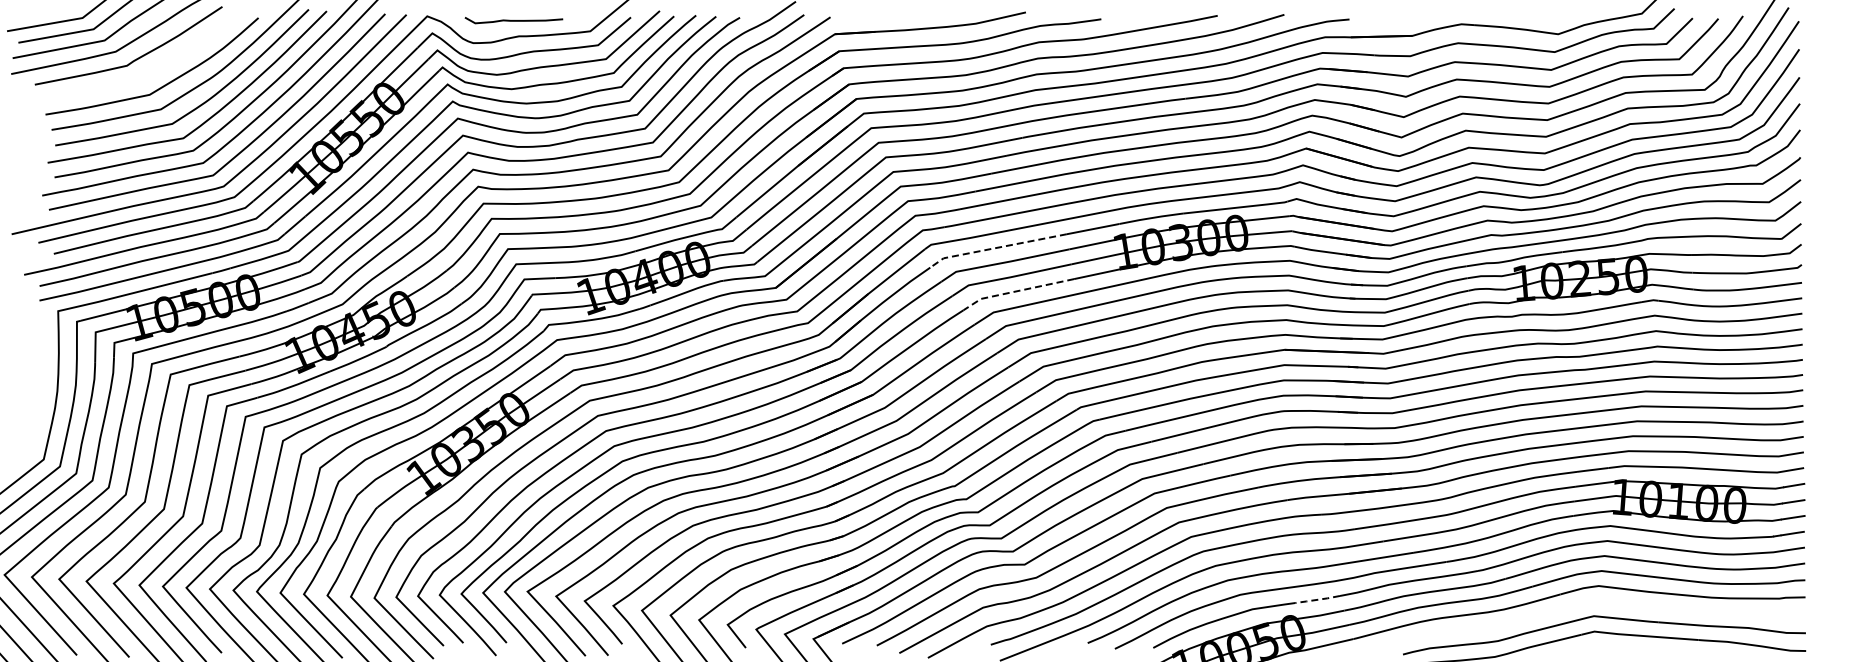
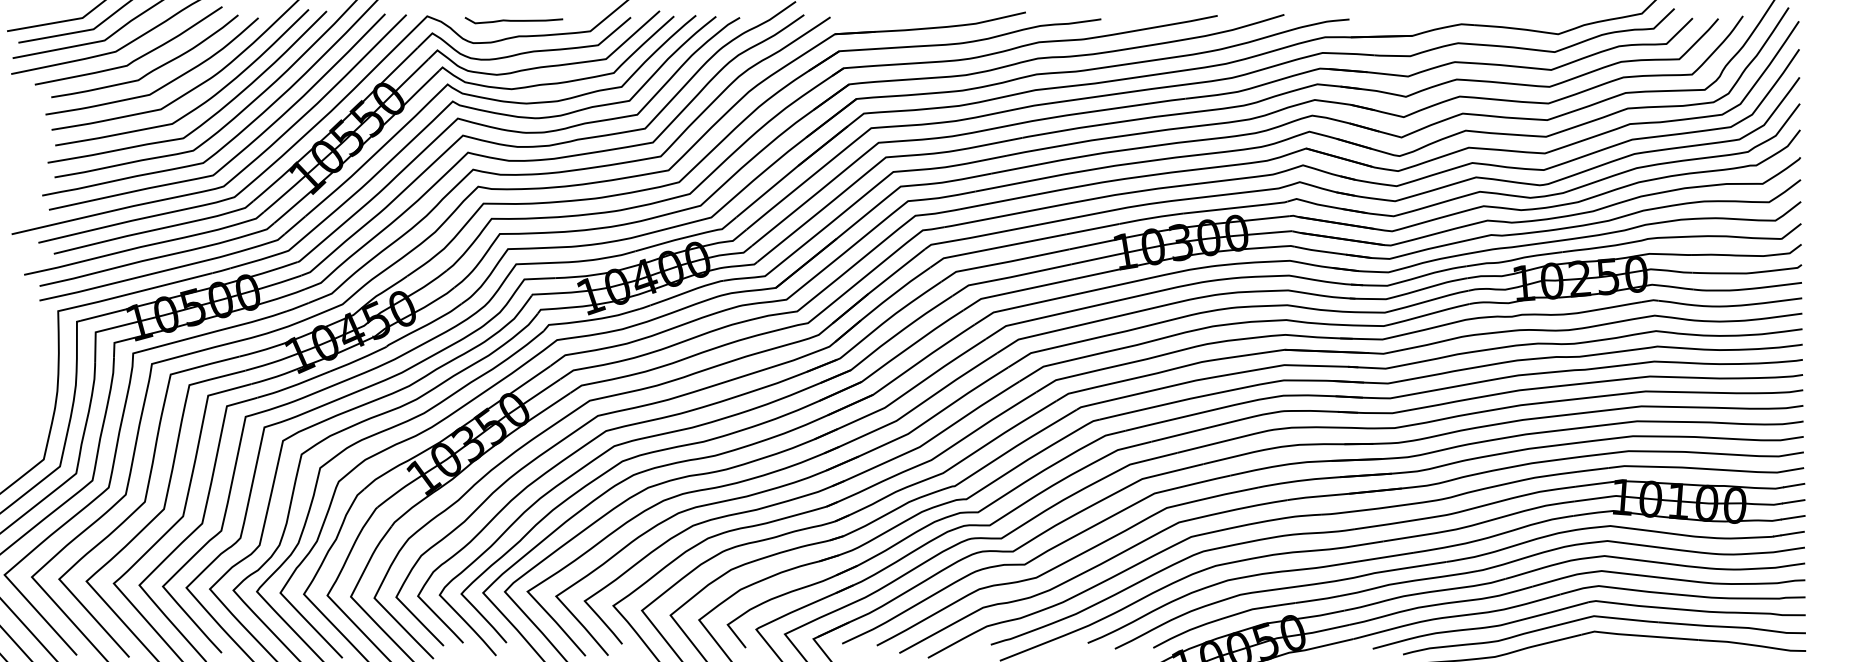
curve: none -> present (154, 68)
line: dashed -> solid (996, 247)
line: dashed -> solid (1016, 291)
line: dashed -> solid (1317, 599)
part: none -> present (1581, 605)
